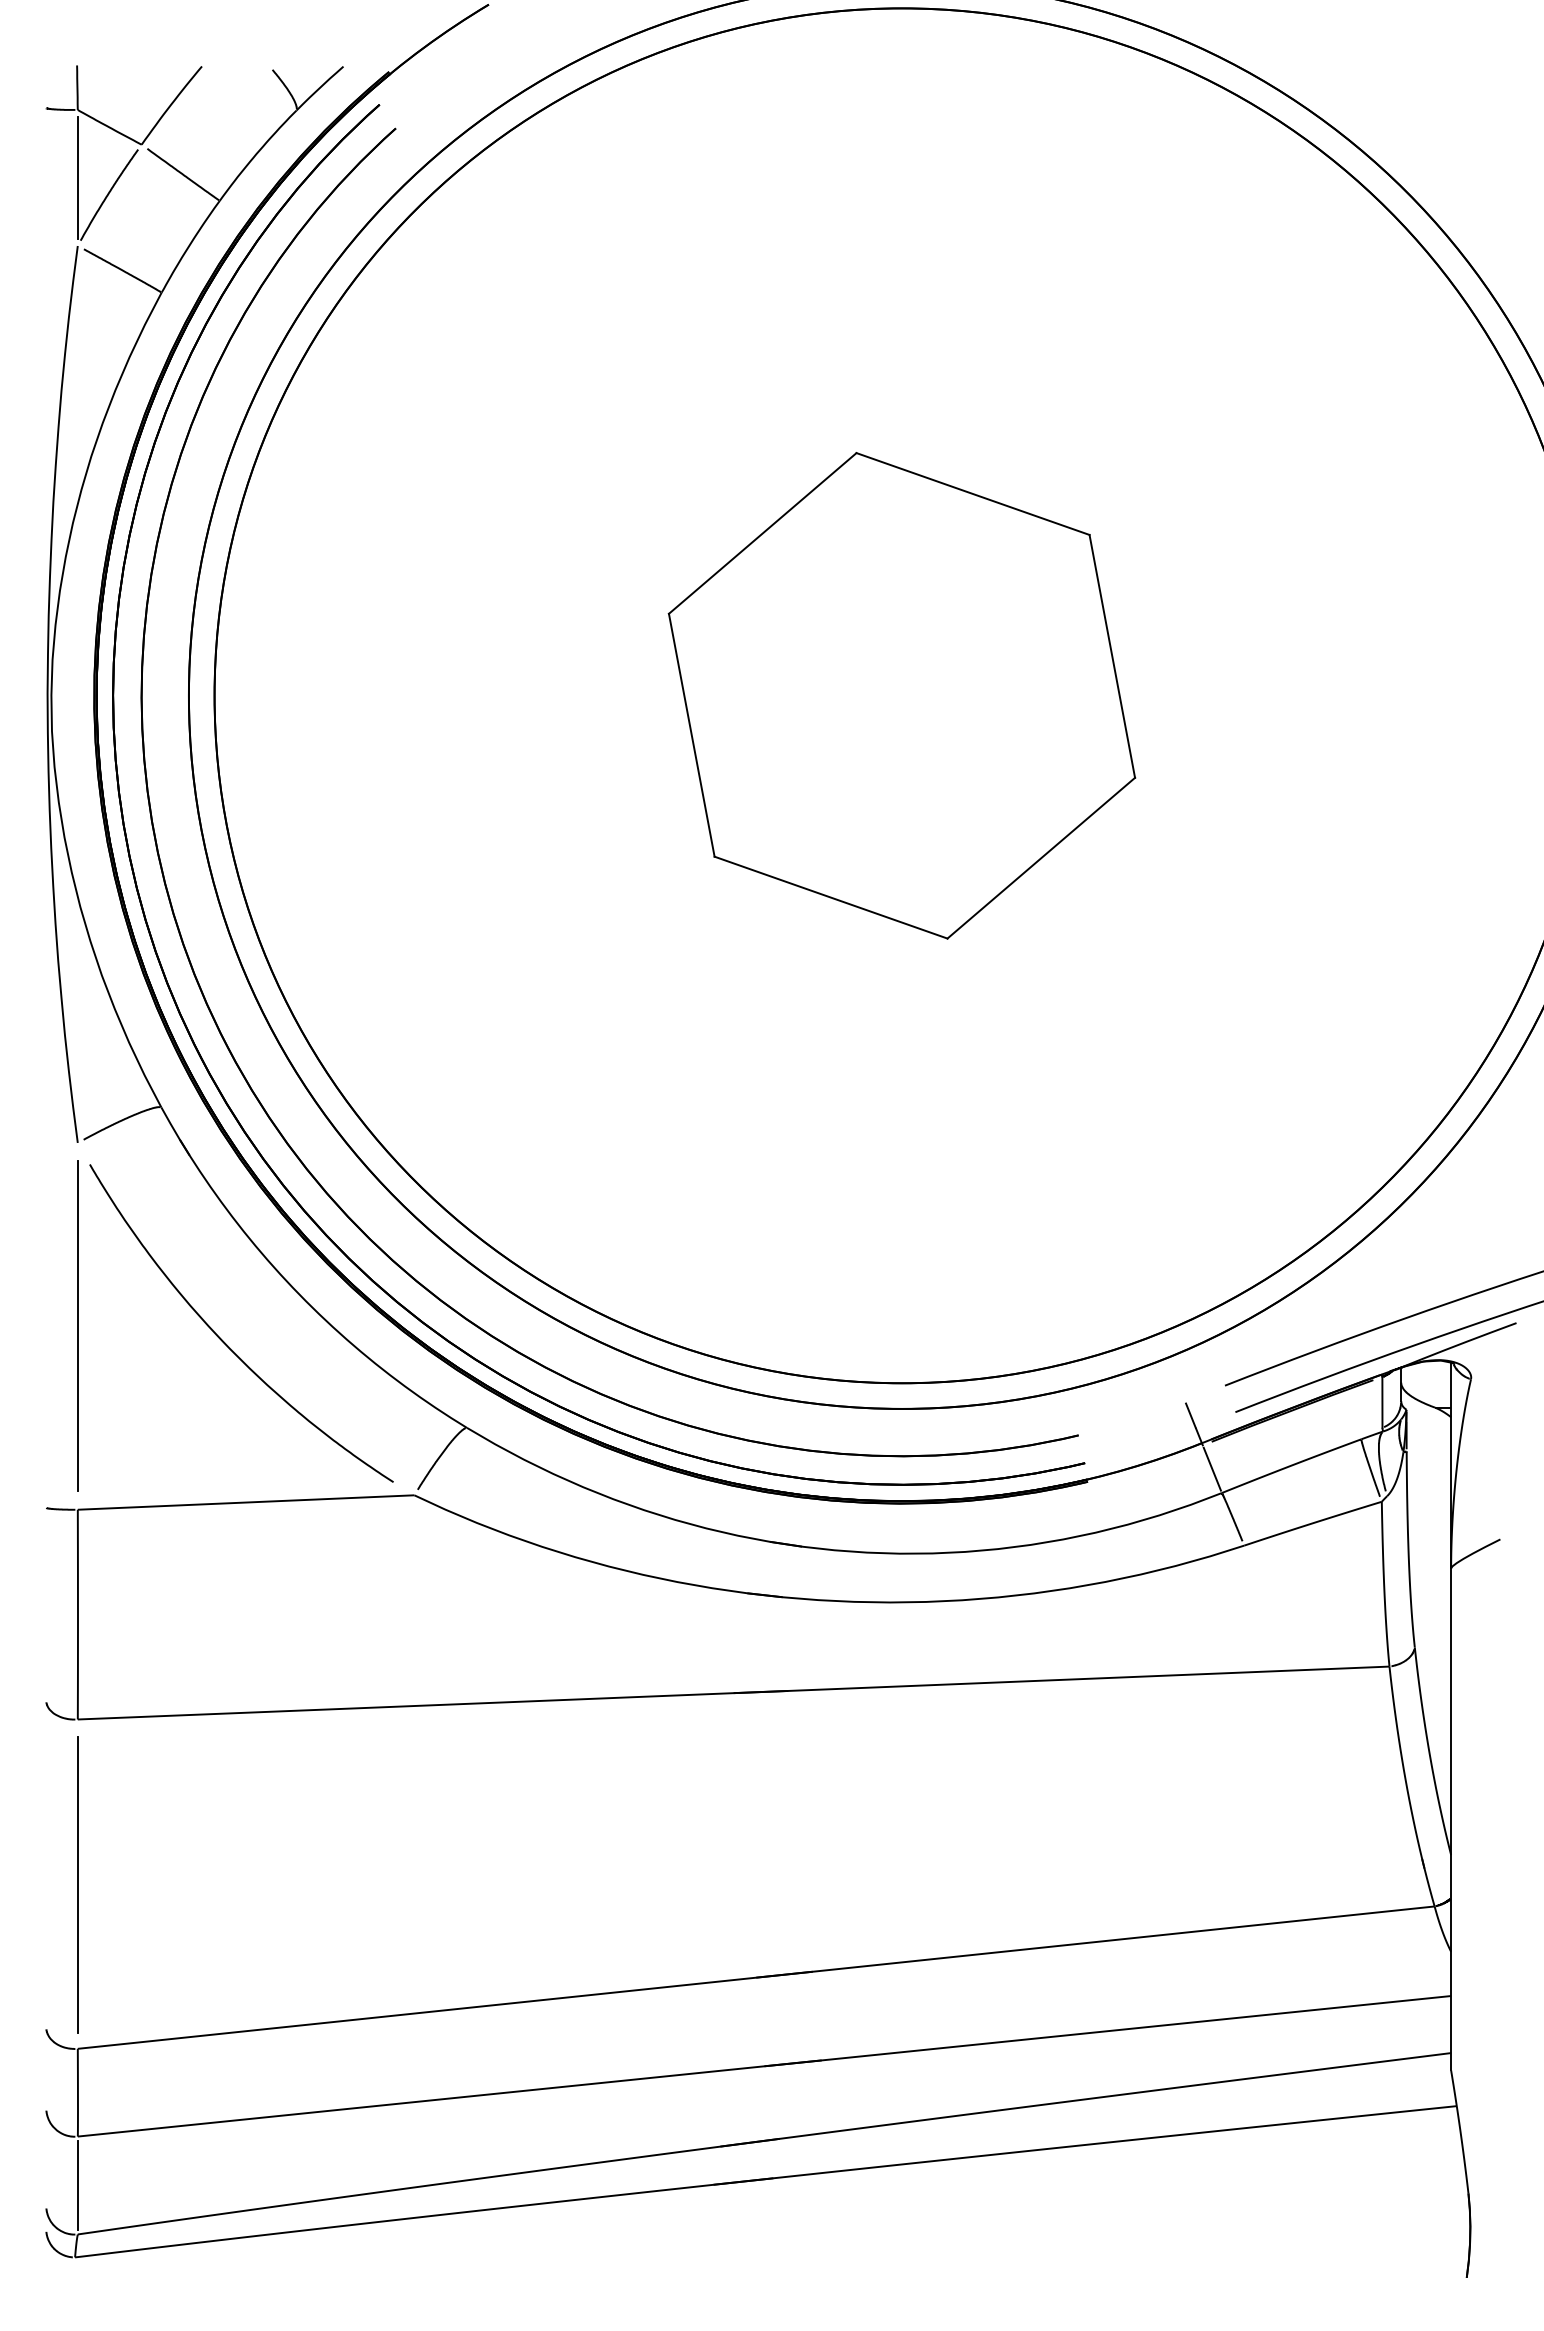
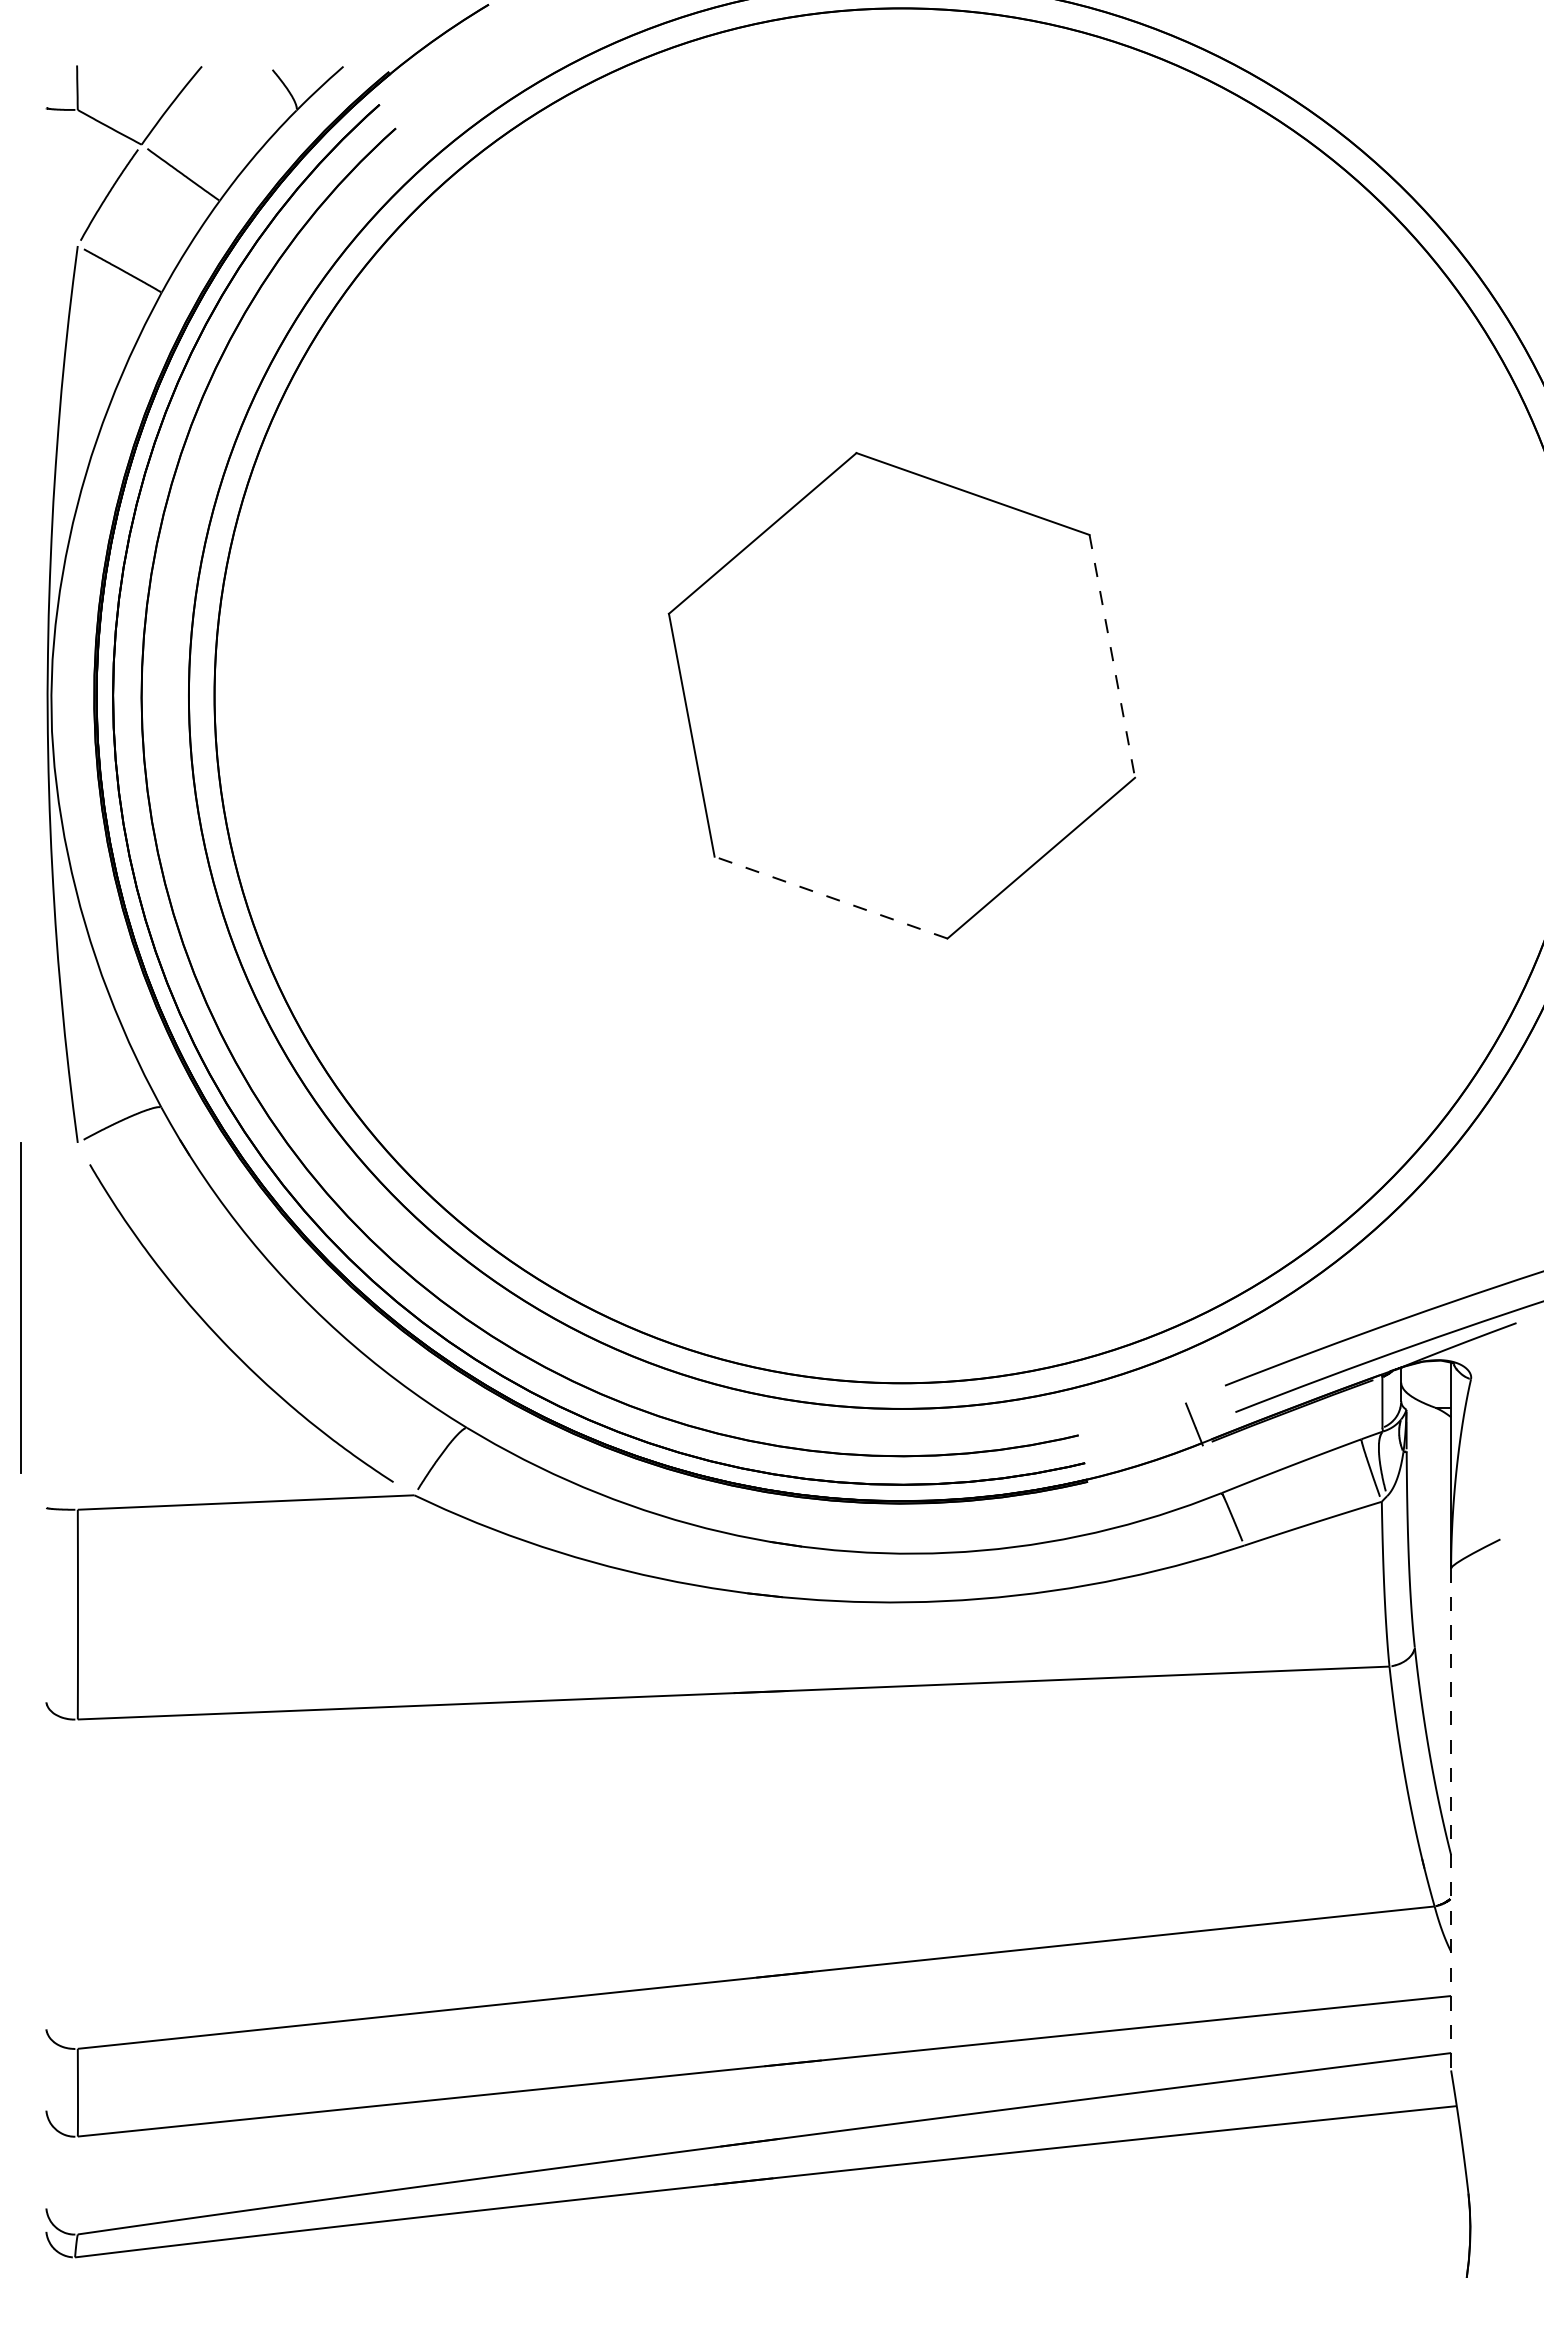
line: present -> none (77, 177)
line: solid -> dashed (1112, 656)
line: solid -> dashed (830, 897)
line position: (77, 1325) -> (20, 1307) (20, 1307)
line: present -> none (1211, 1468)
line: solid -> dashed (1451, 1819)
line: present -> none (77, 1884)
line: present -> none (77, 2185)
